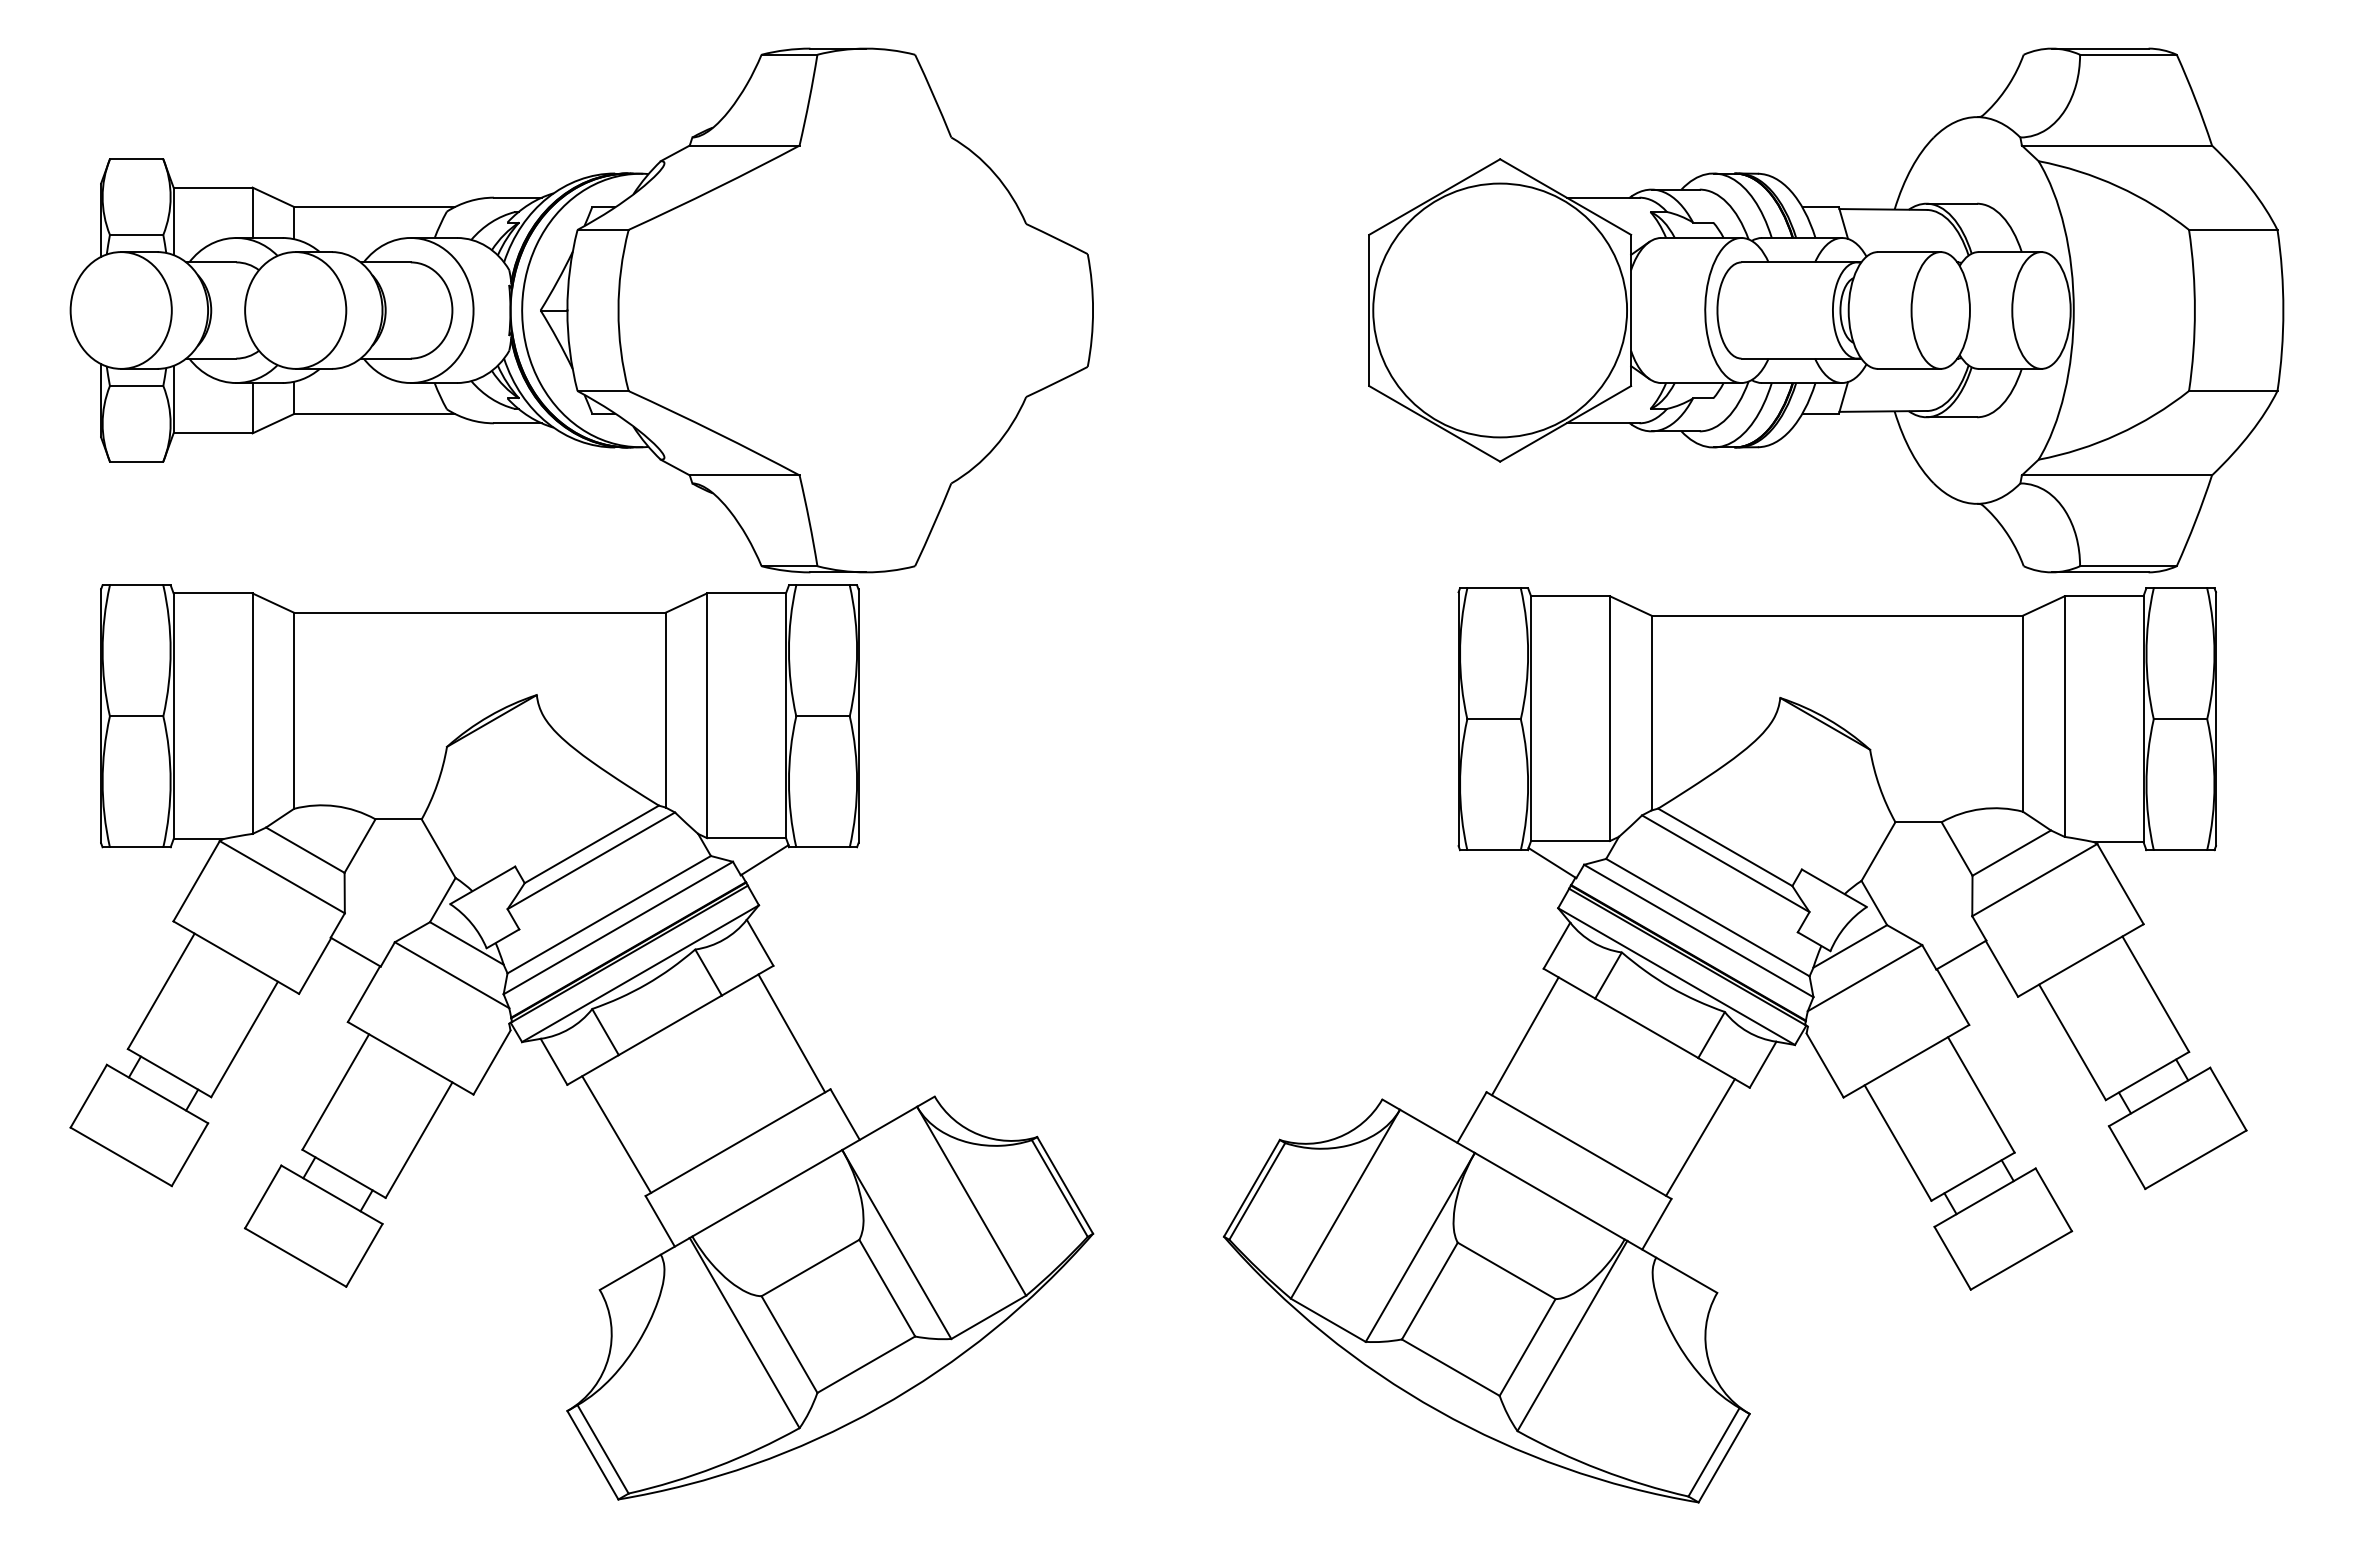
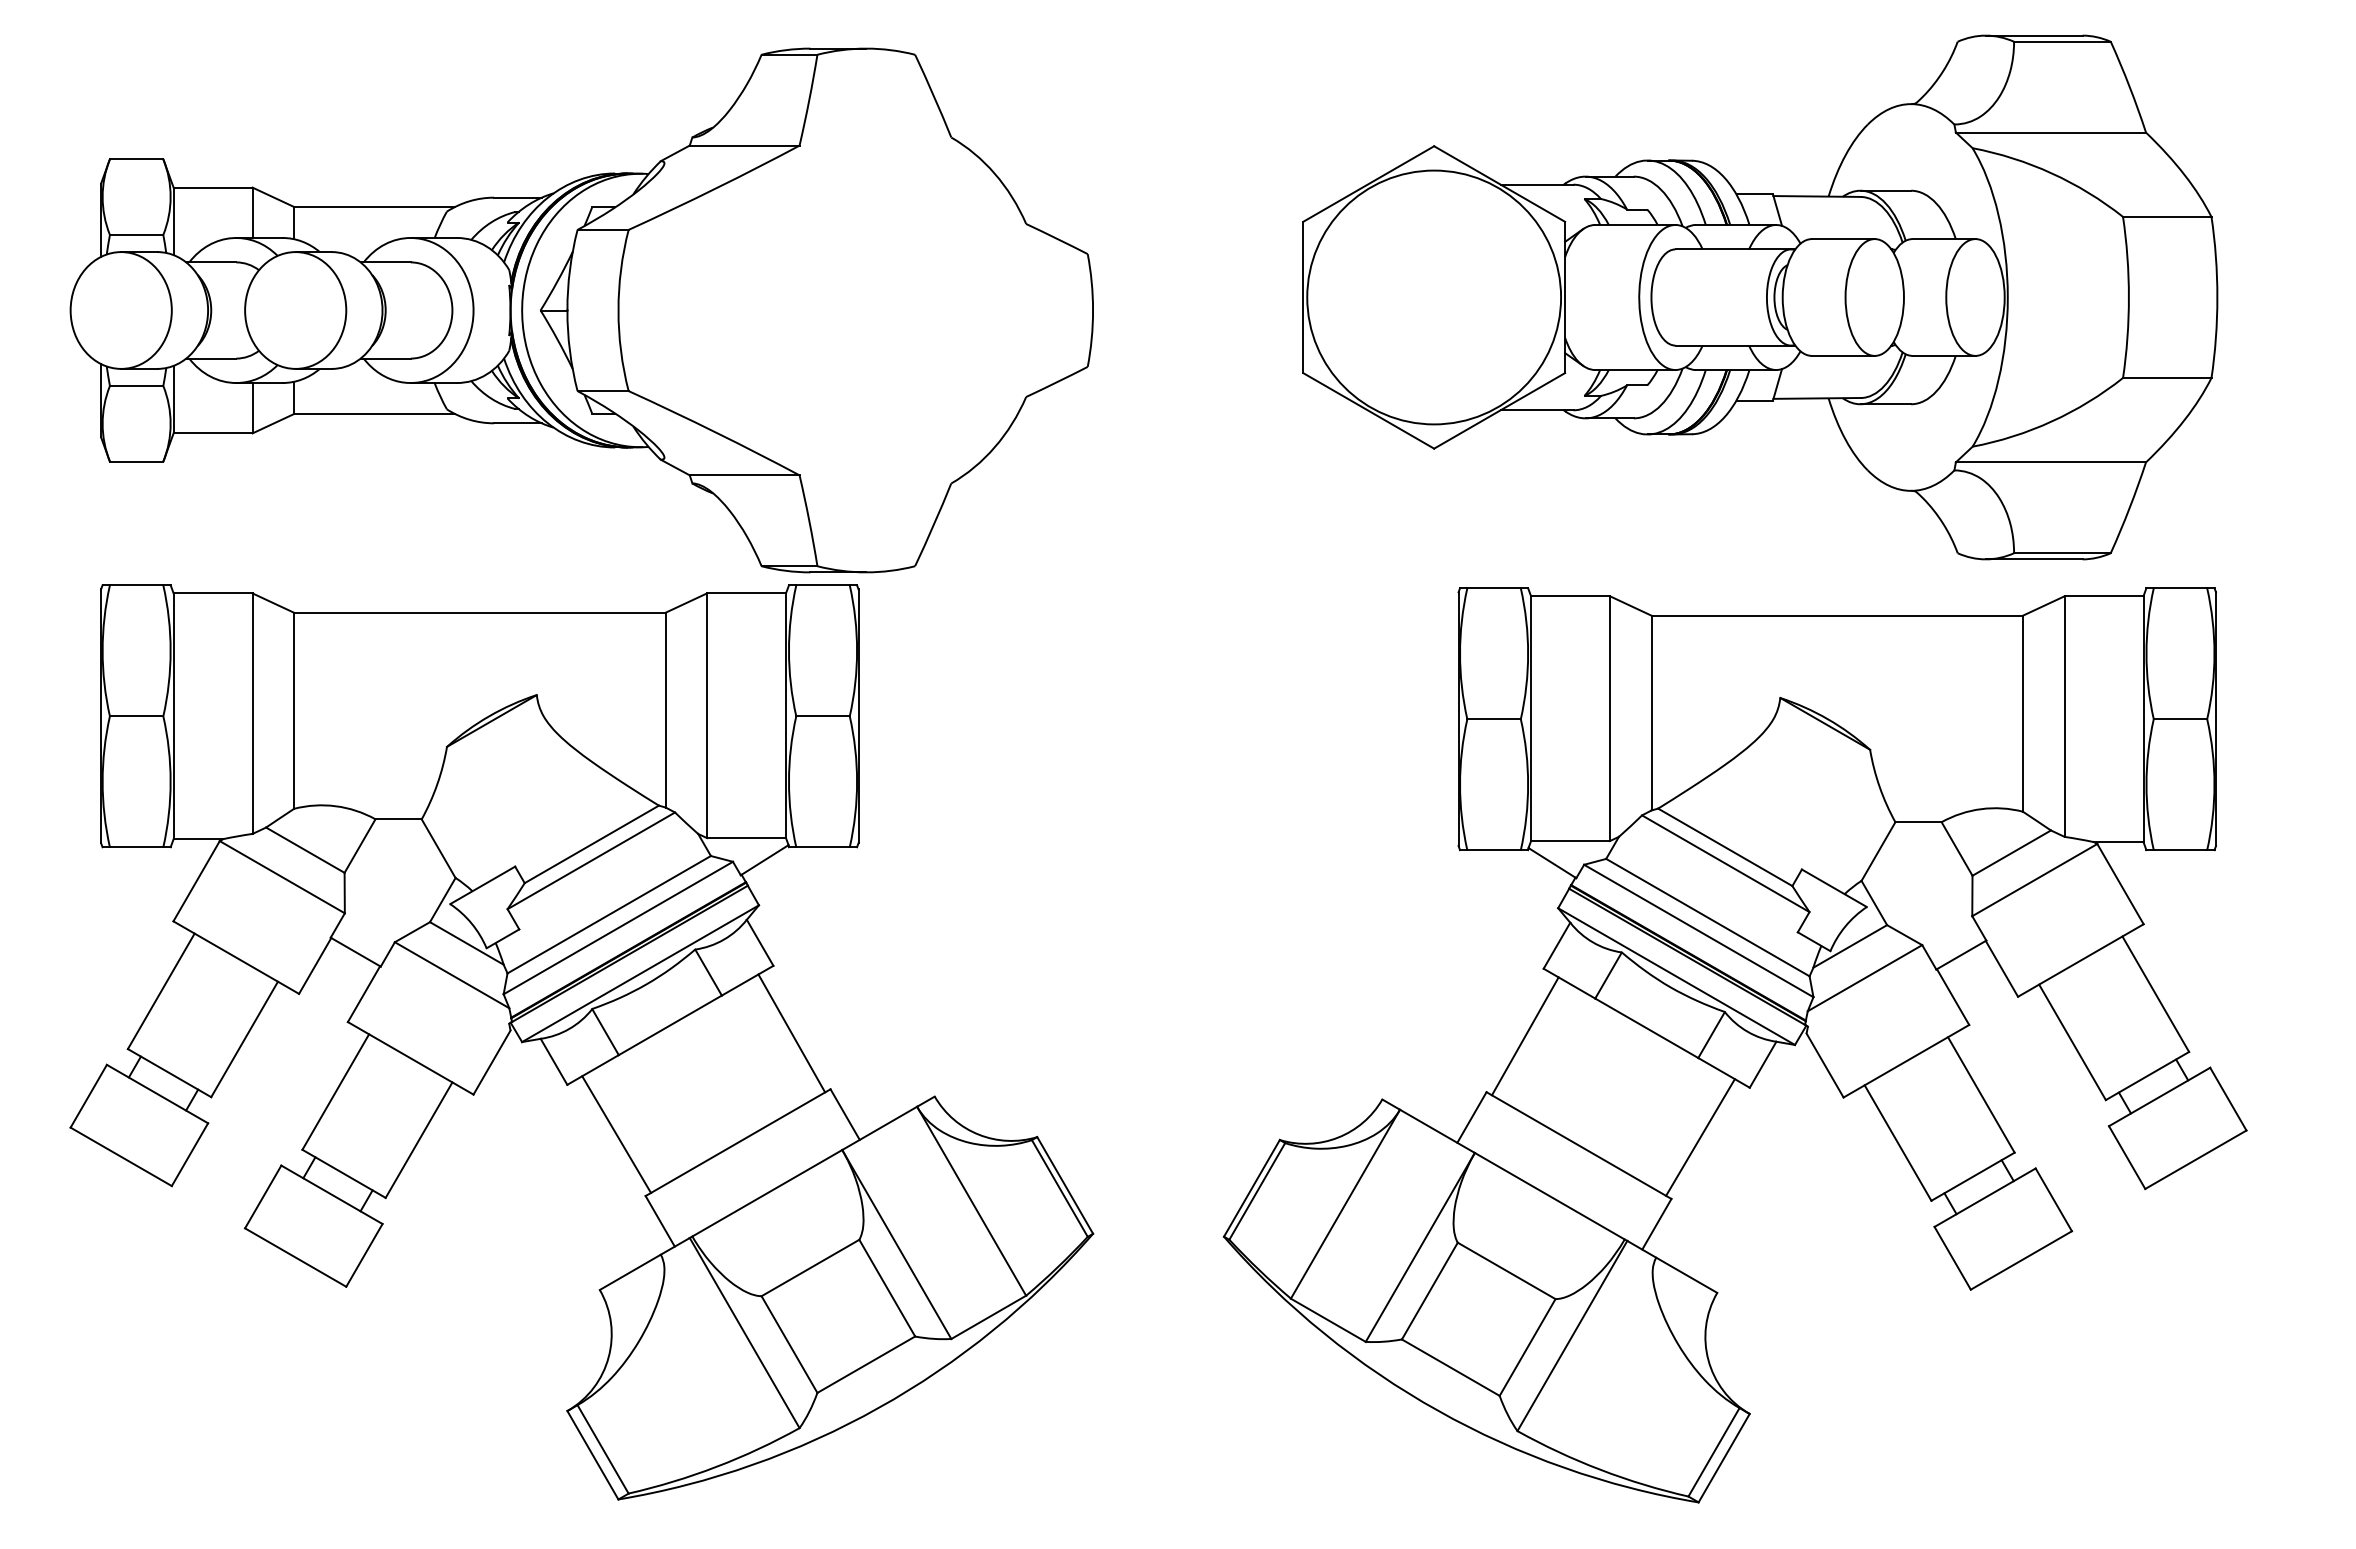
part position: (1826, 310) -> (1760, 297) (1760, 297)
